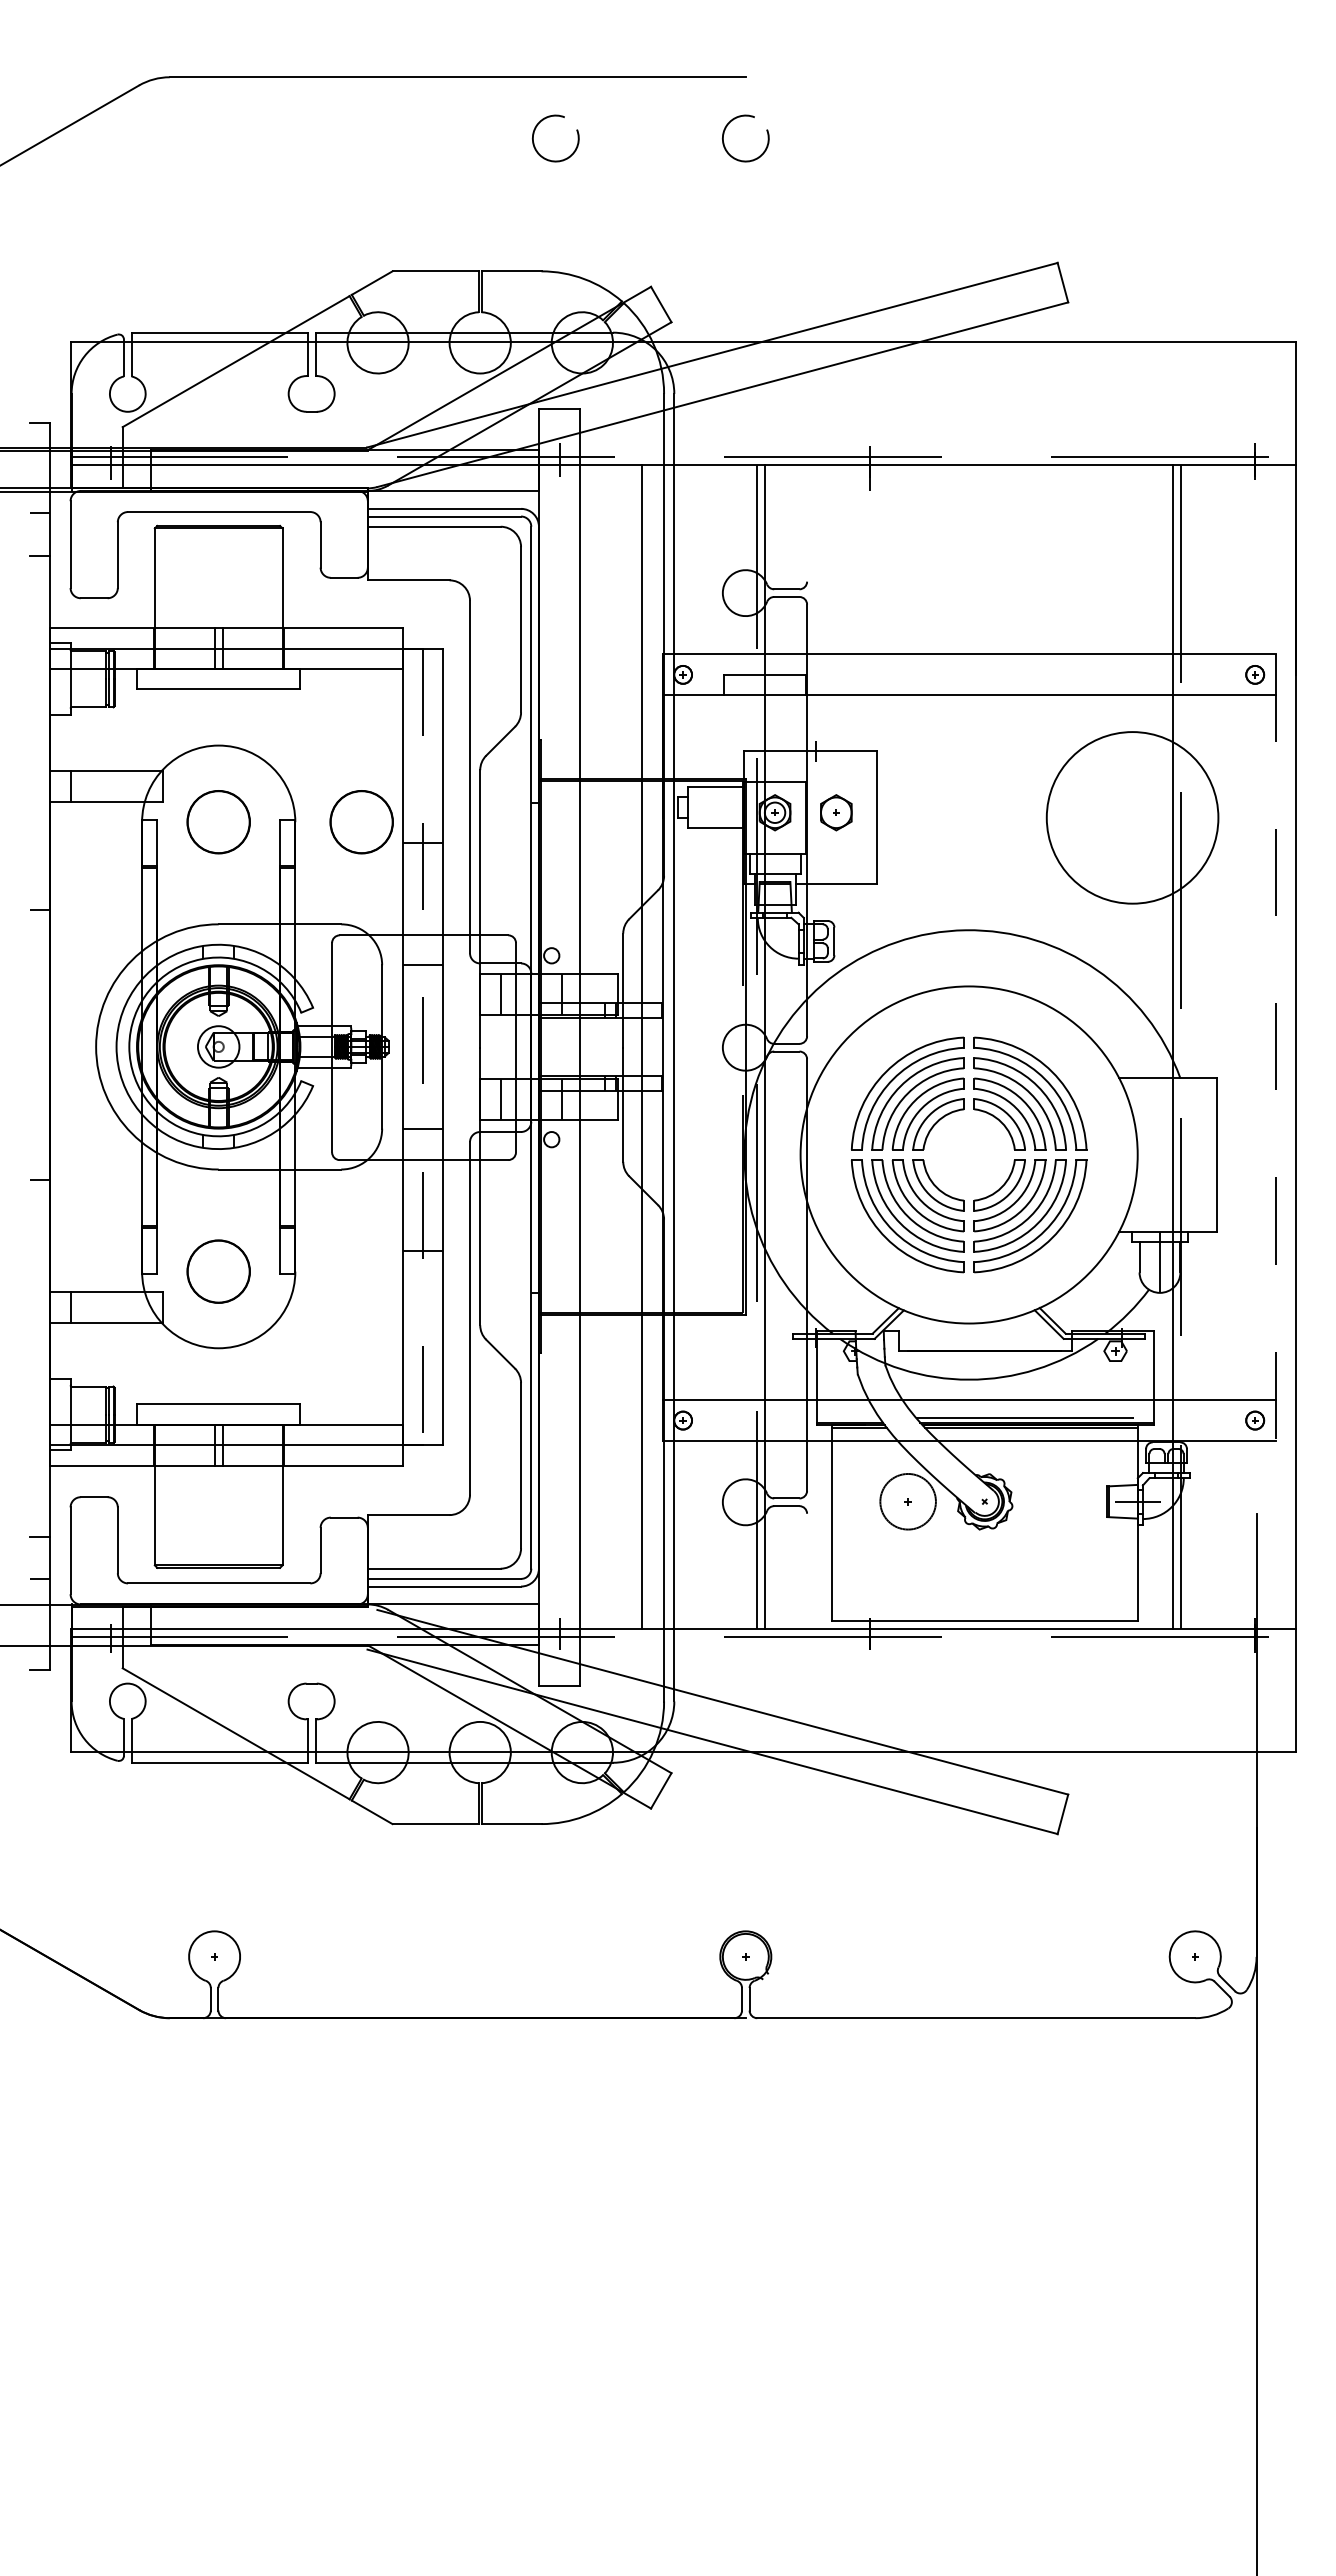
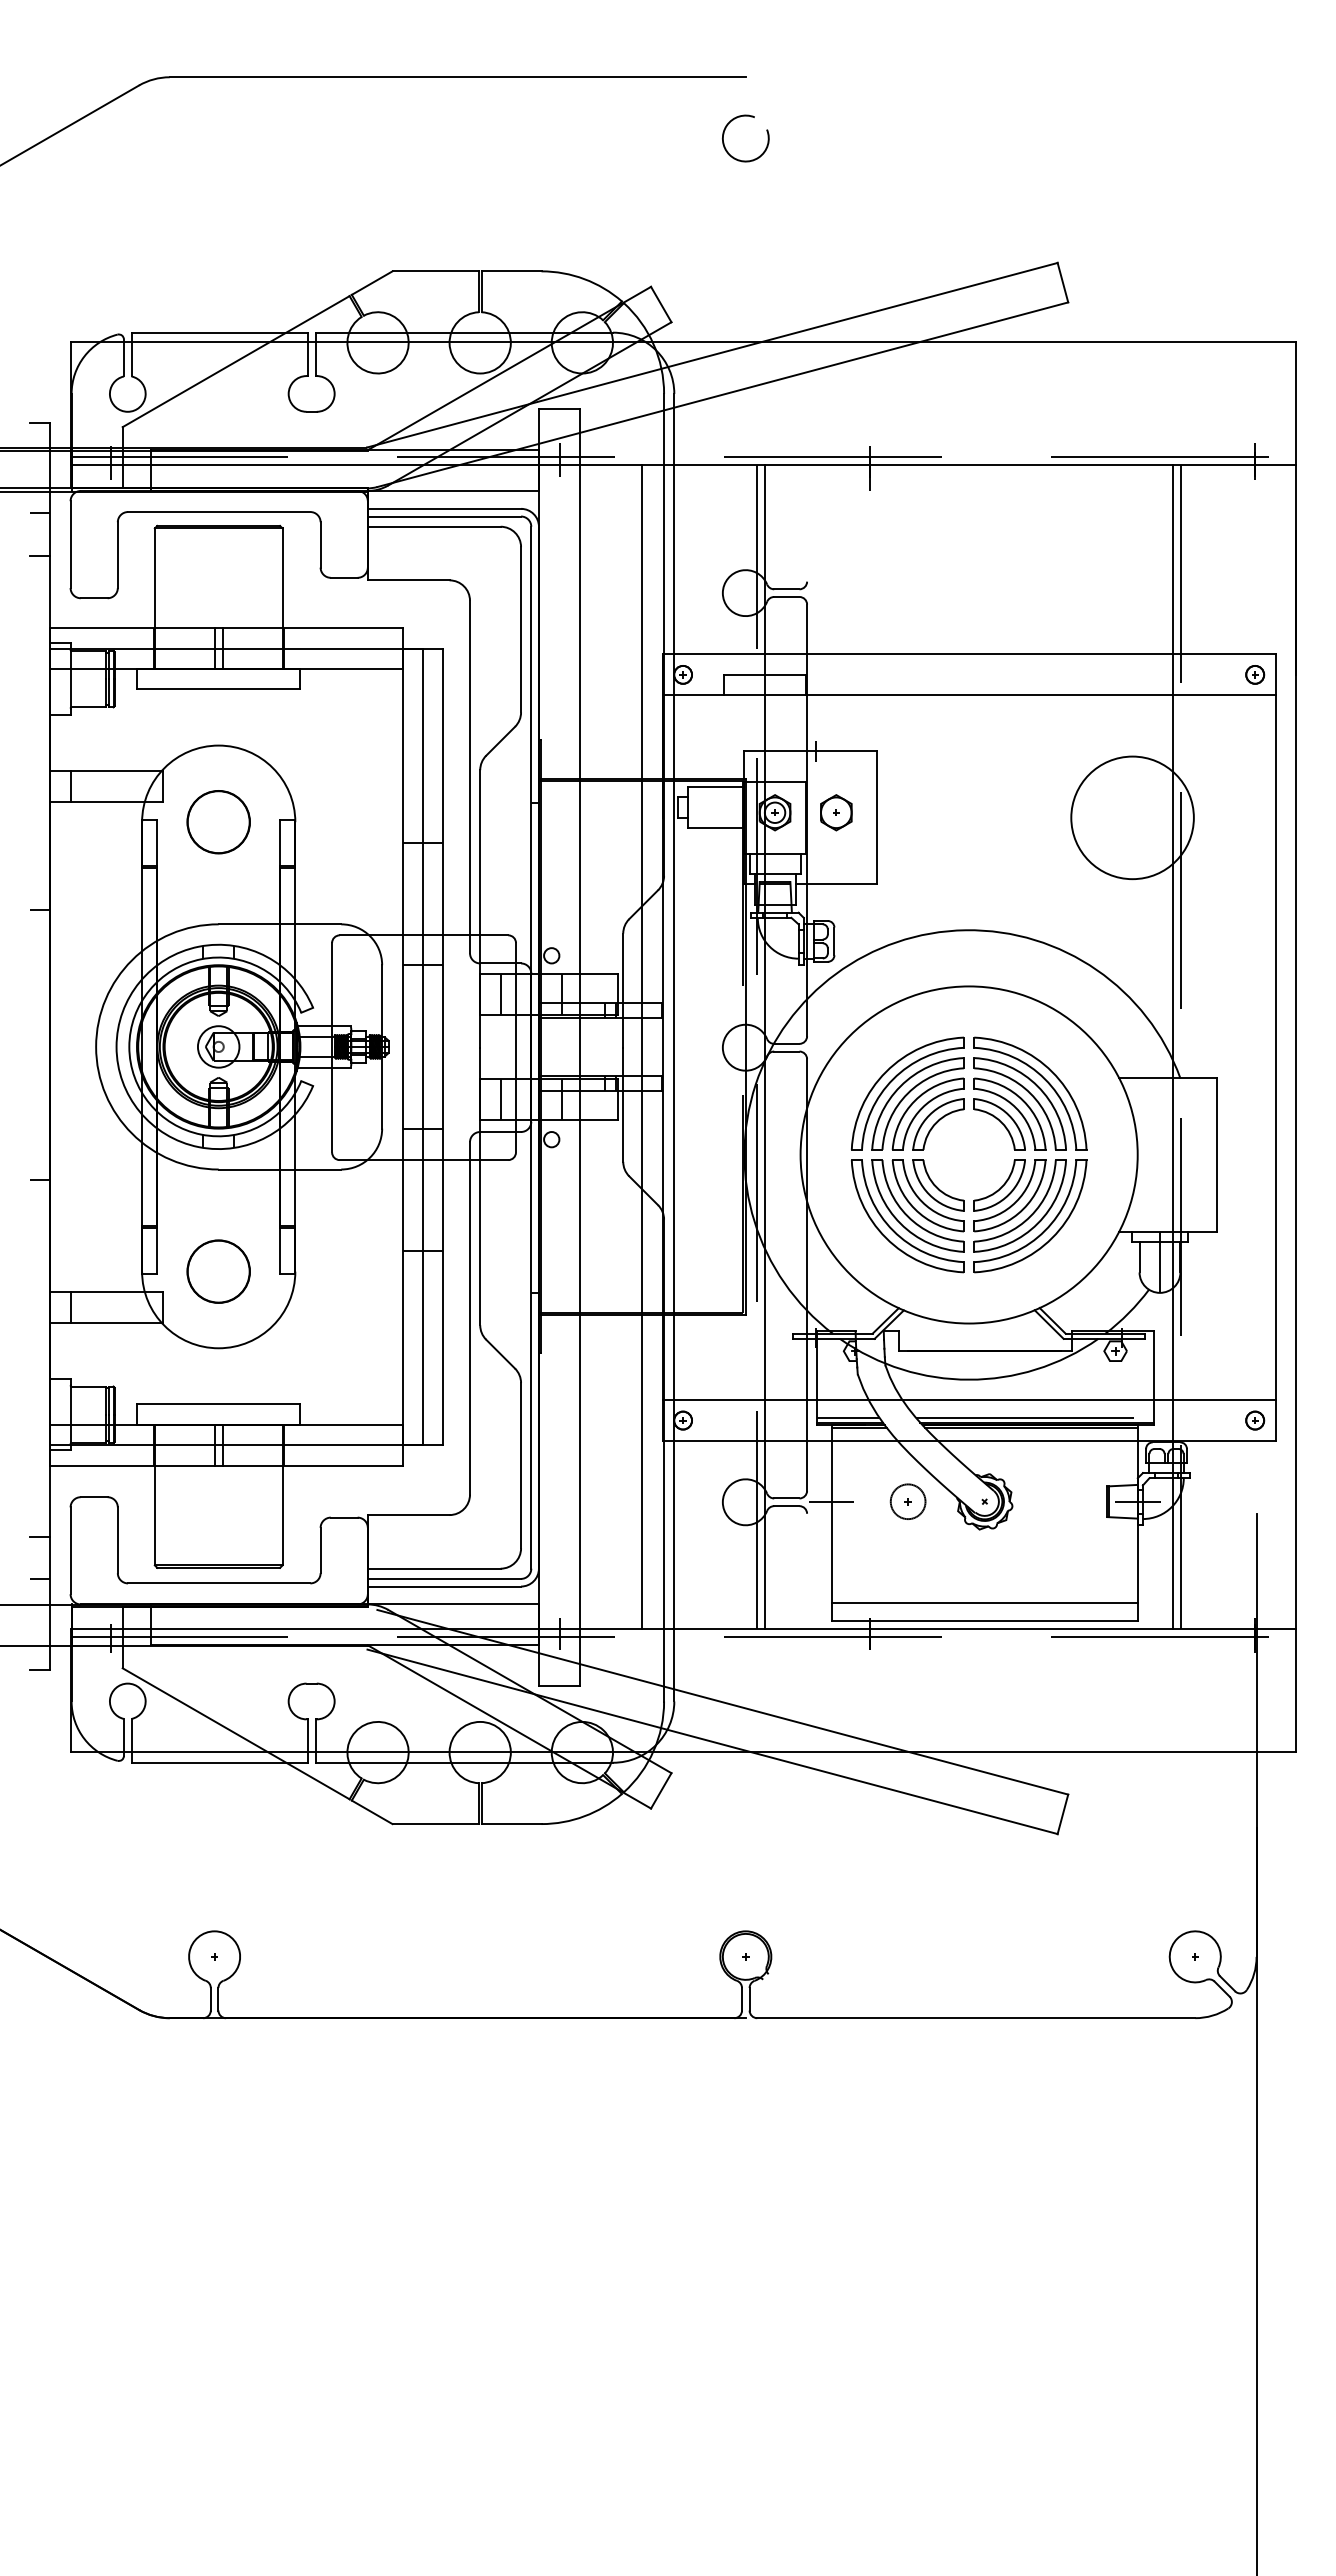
arc: present -> none (534, 134)
circle diameter: 172 px -> 123 px (1132, 817)
circle: present -> none (361, 822)
line: dashed -> solid (423, 1047)
line: dashed -> solid (1275, 1048)
line: none -> present (847, 1417)
line: none -> present (831, 1501)
circle diameter: 56 px -> 35 px (907, 1501)
line: none -> present (984, 1603)
